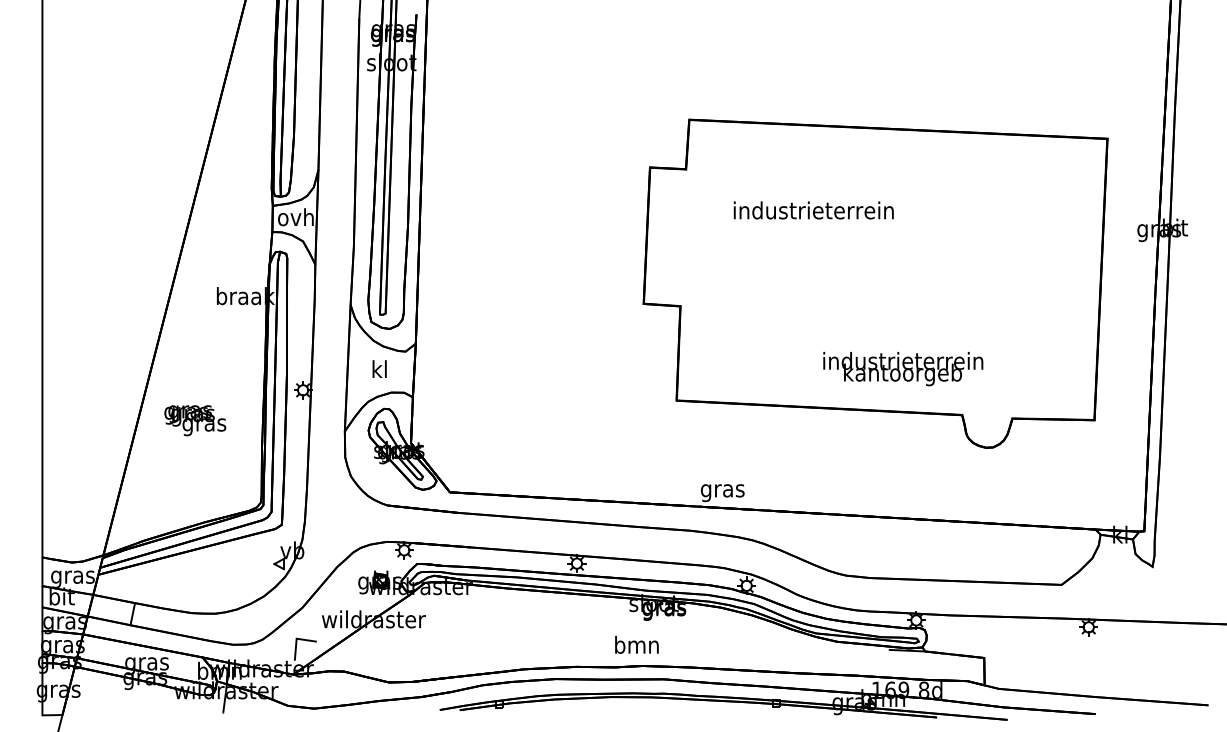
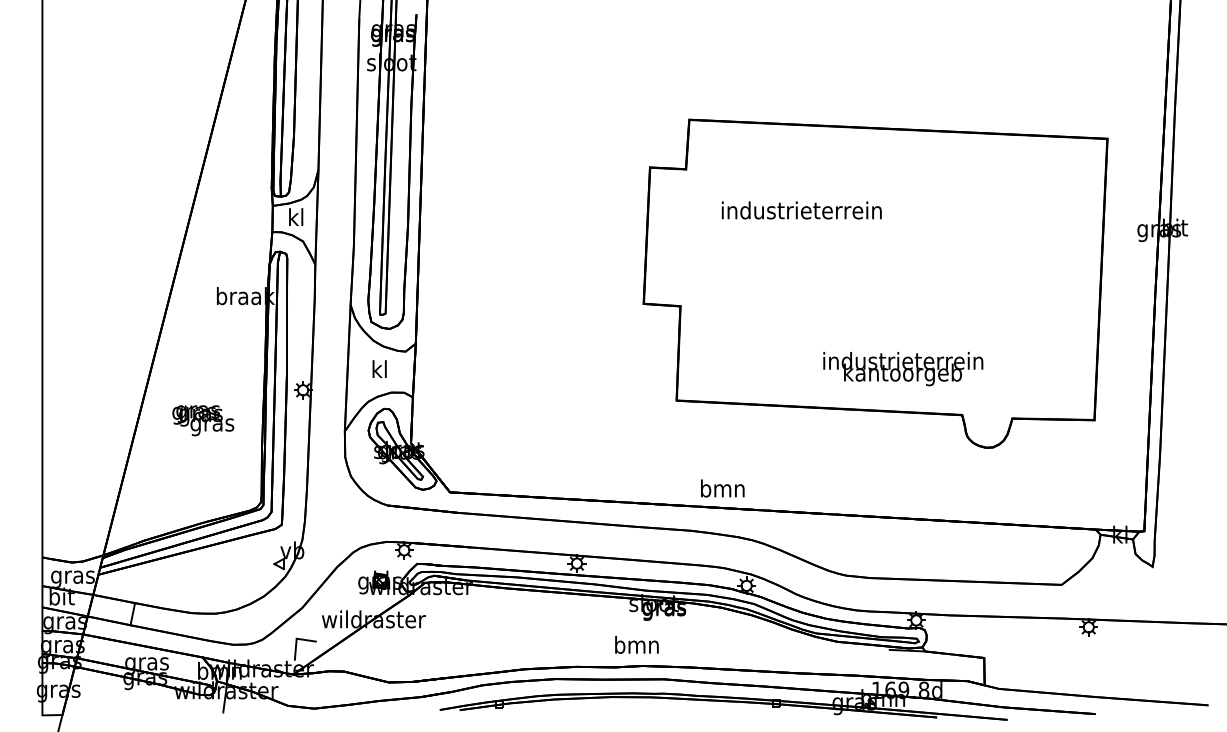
text position: (813, 210) -> (801, 210) (801, 210)
text: ovh -> kl (295, 217)
text position: (195, 420) -> (203, 420) (203, 420)
text: gras -> bmn (722, 490)
